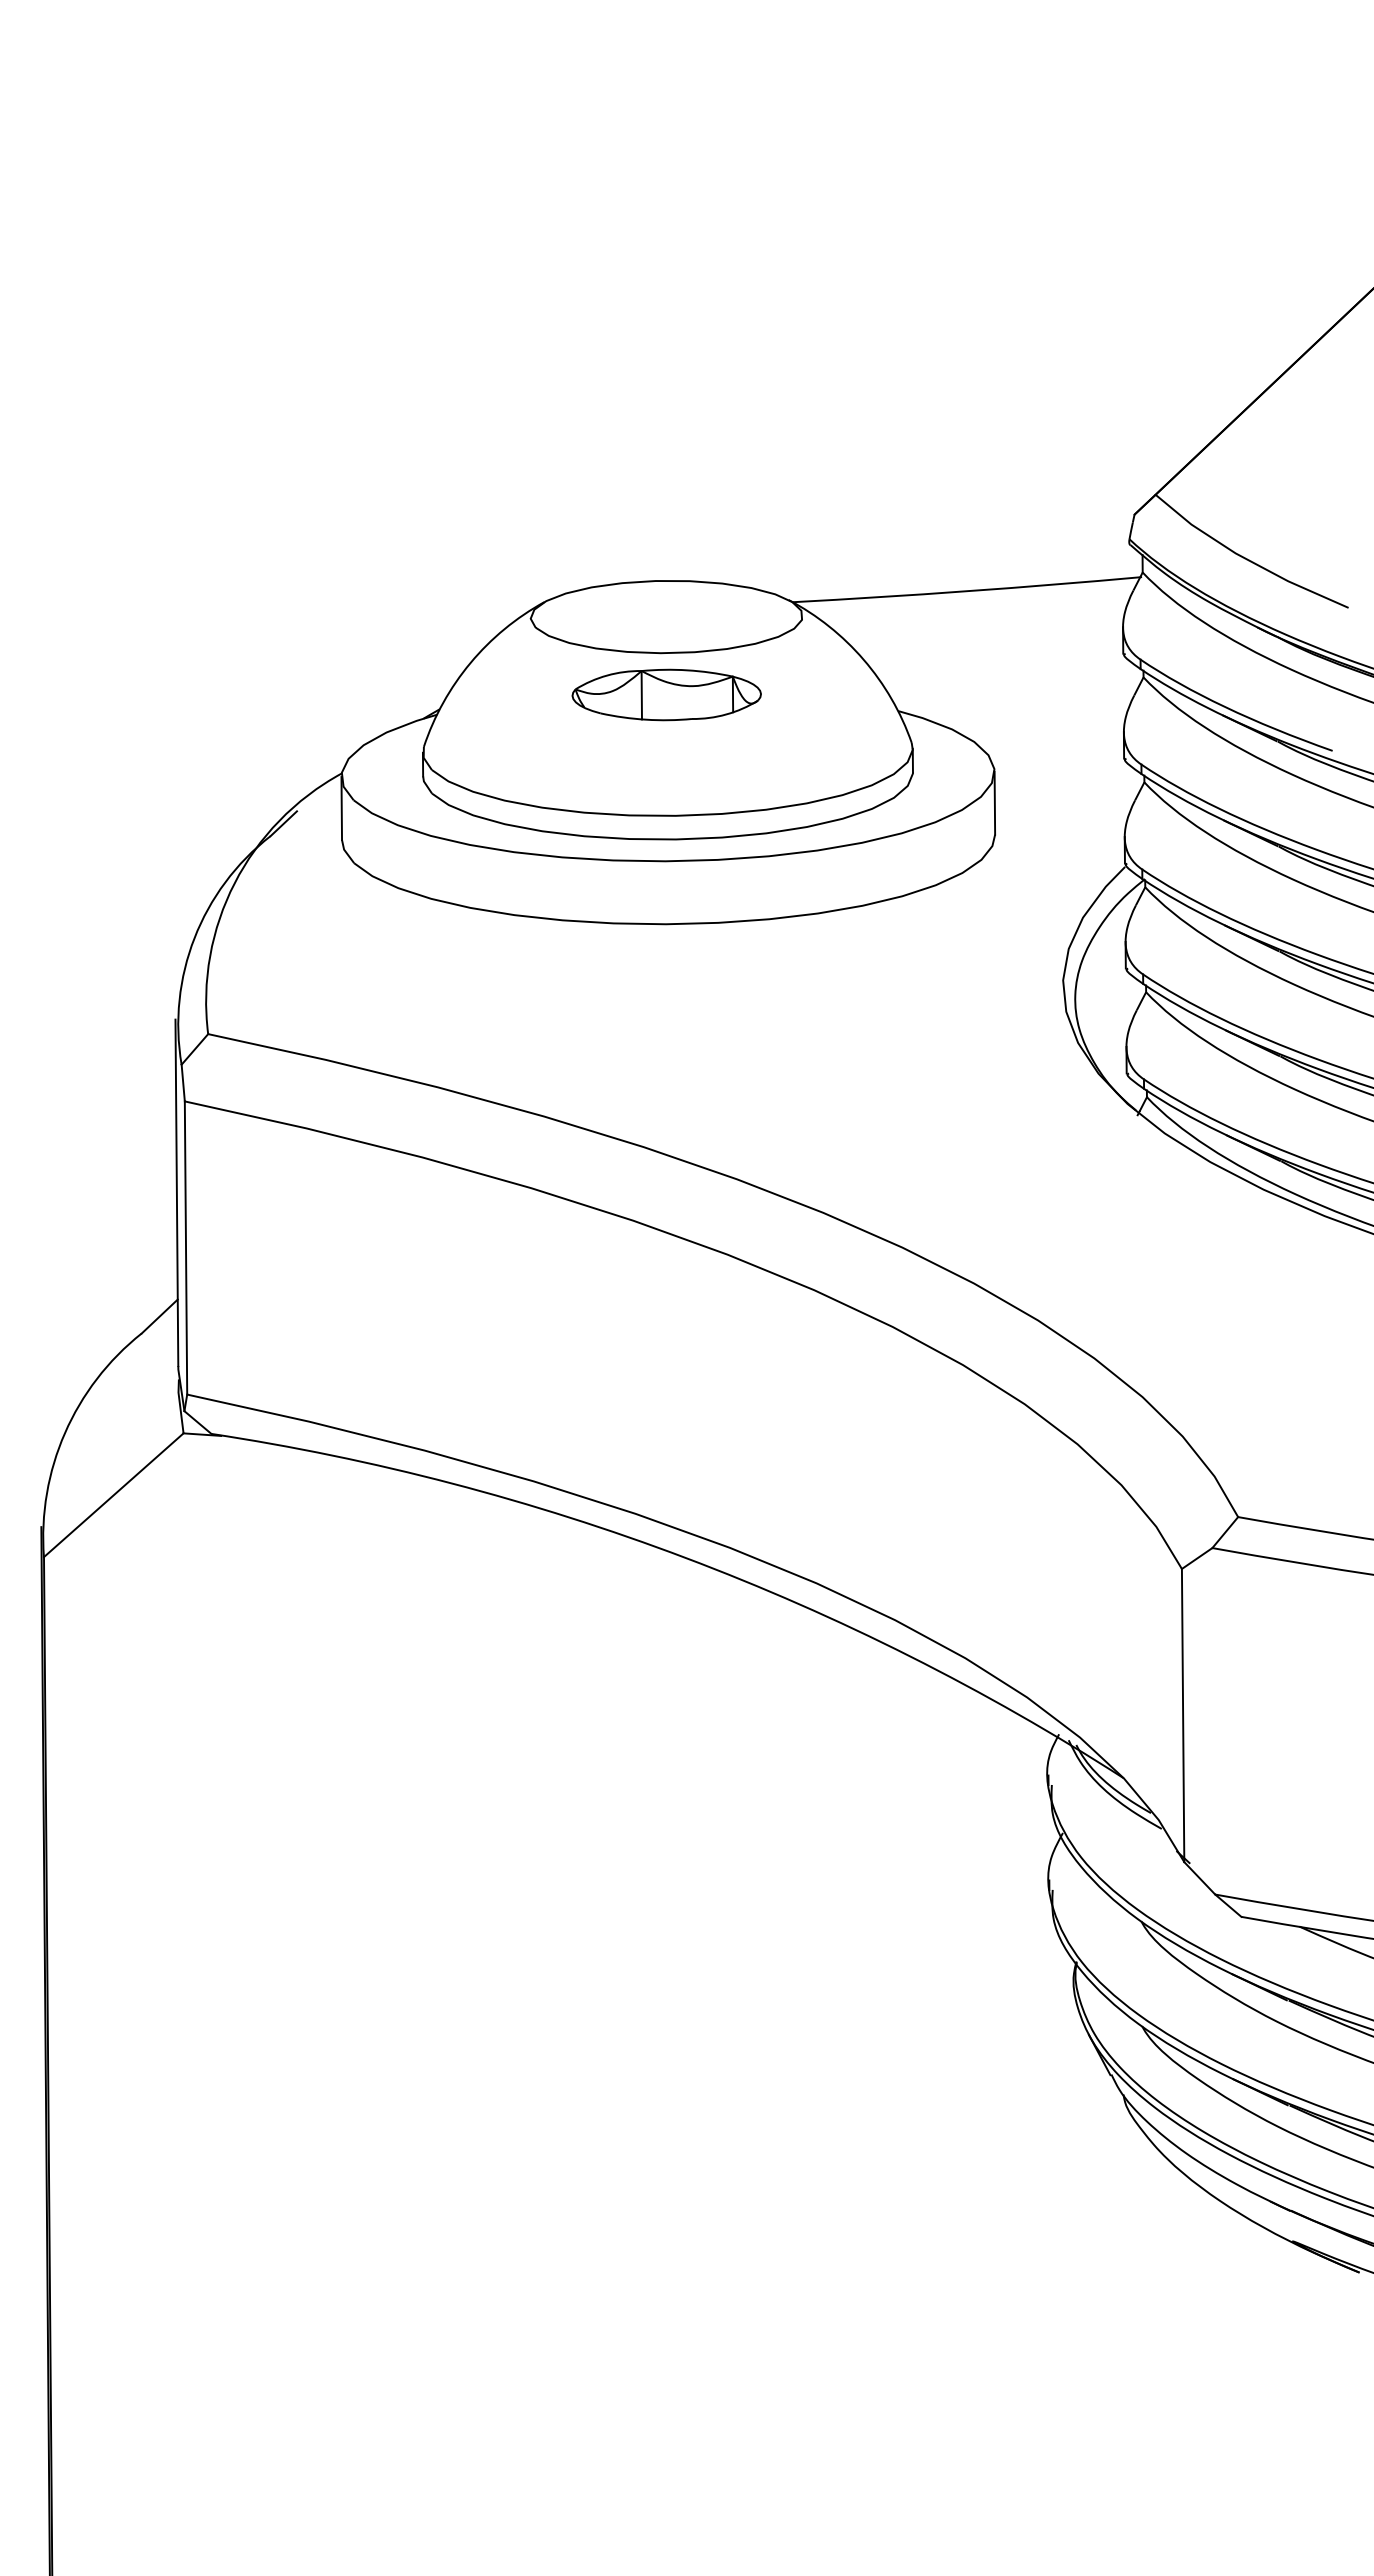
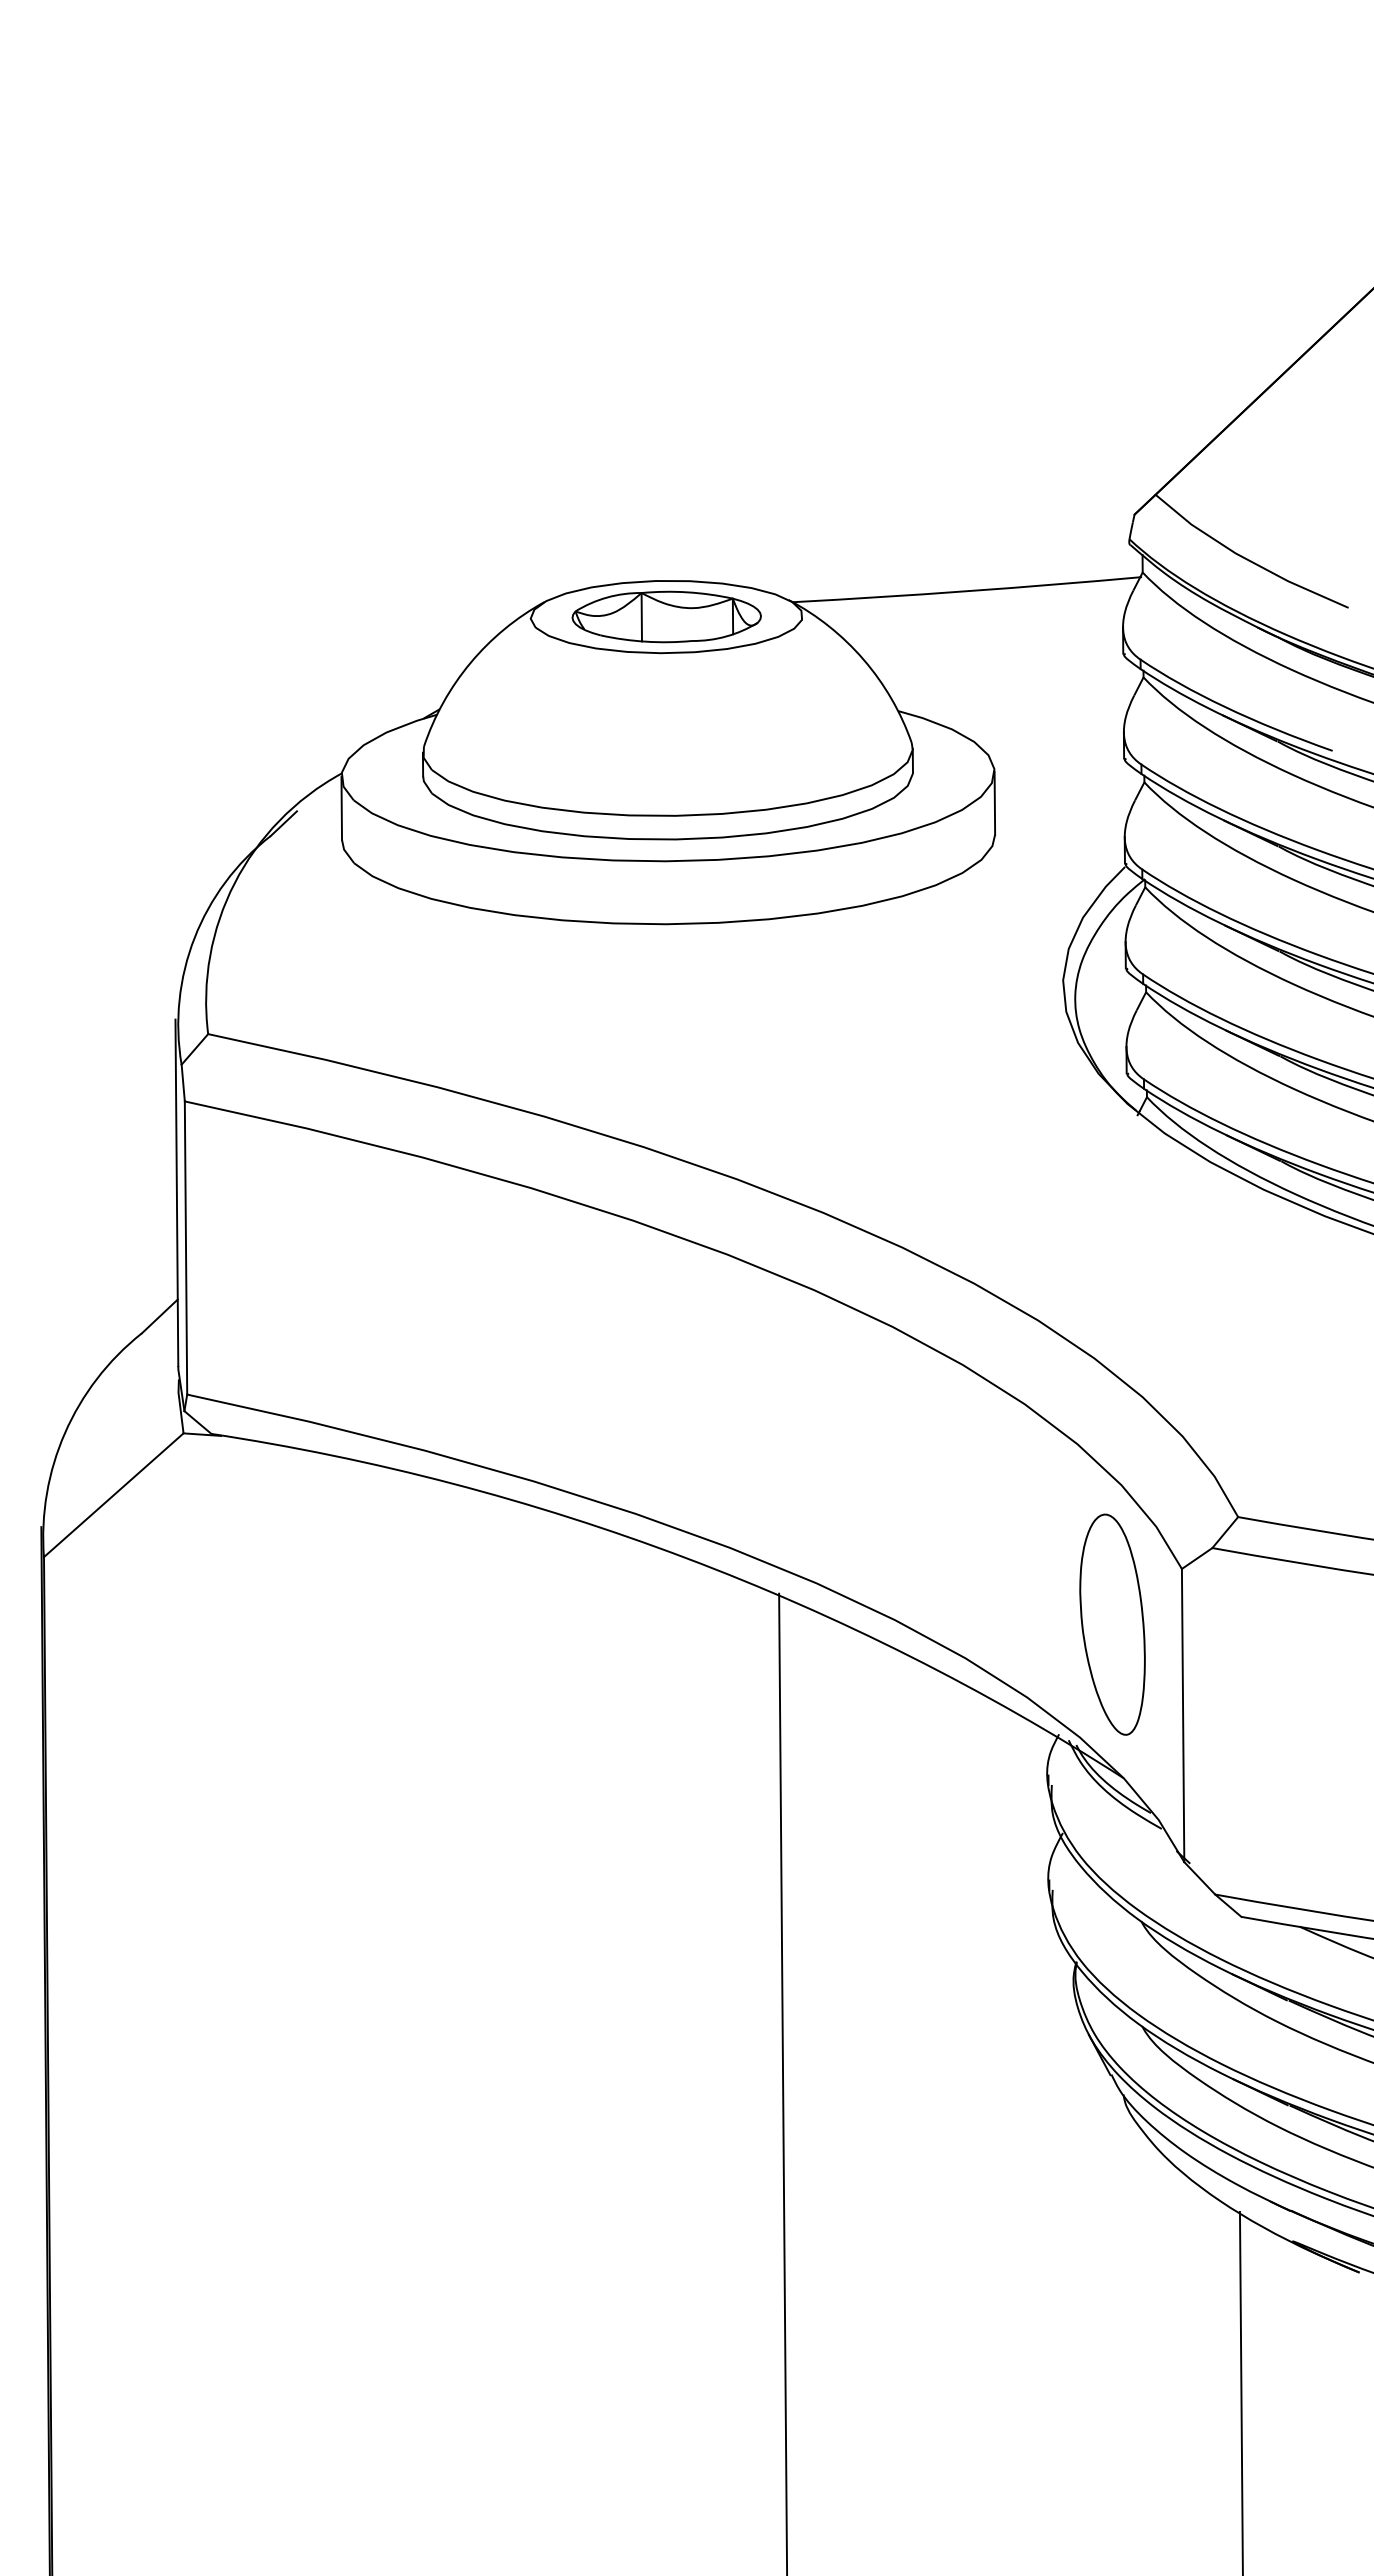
part position: (666, 694) -> (666, 616) (666, 616)
part: none -> present (1112, 1624)
line: none -> present (783, 2082)
line: none -> present (1240, 2391)
